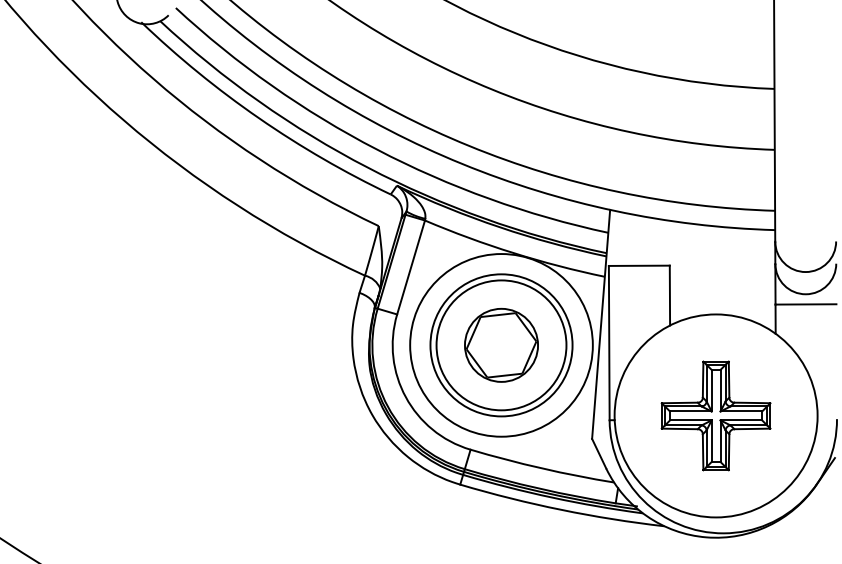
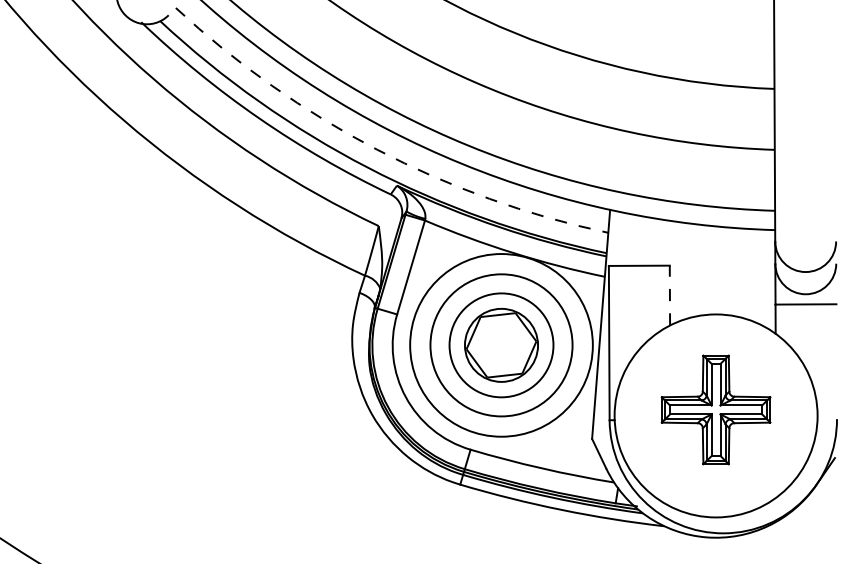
arc: solid -> dashed (376, 149)
line: solid -> dashed (669, 295)
circle diameter: 130 px -> 104 px (501, 345)
part position: (715, 415) -> (715, 409) (715, 409)
